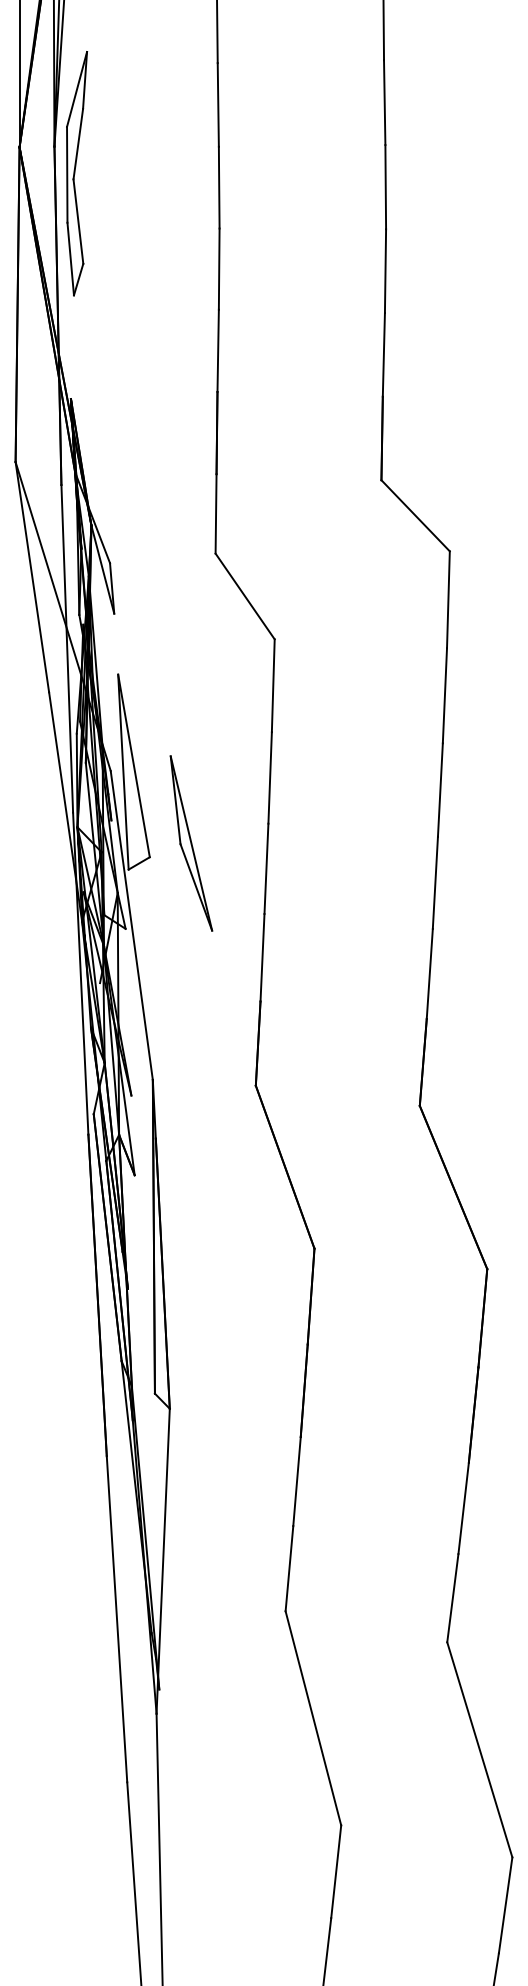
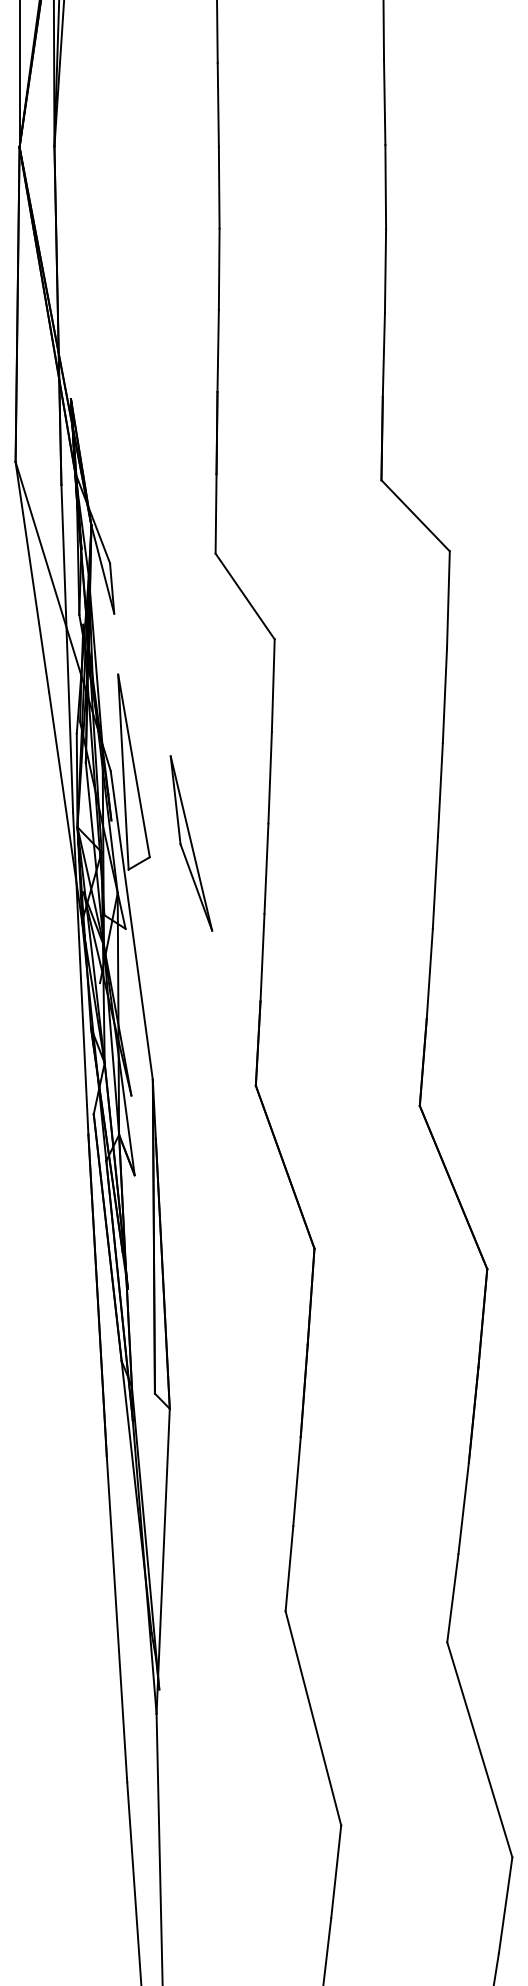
part: present -> none (77, 173)
